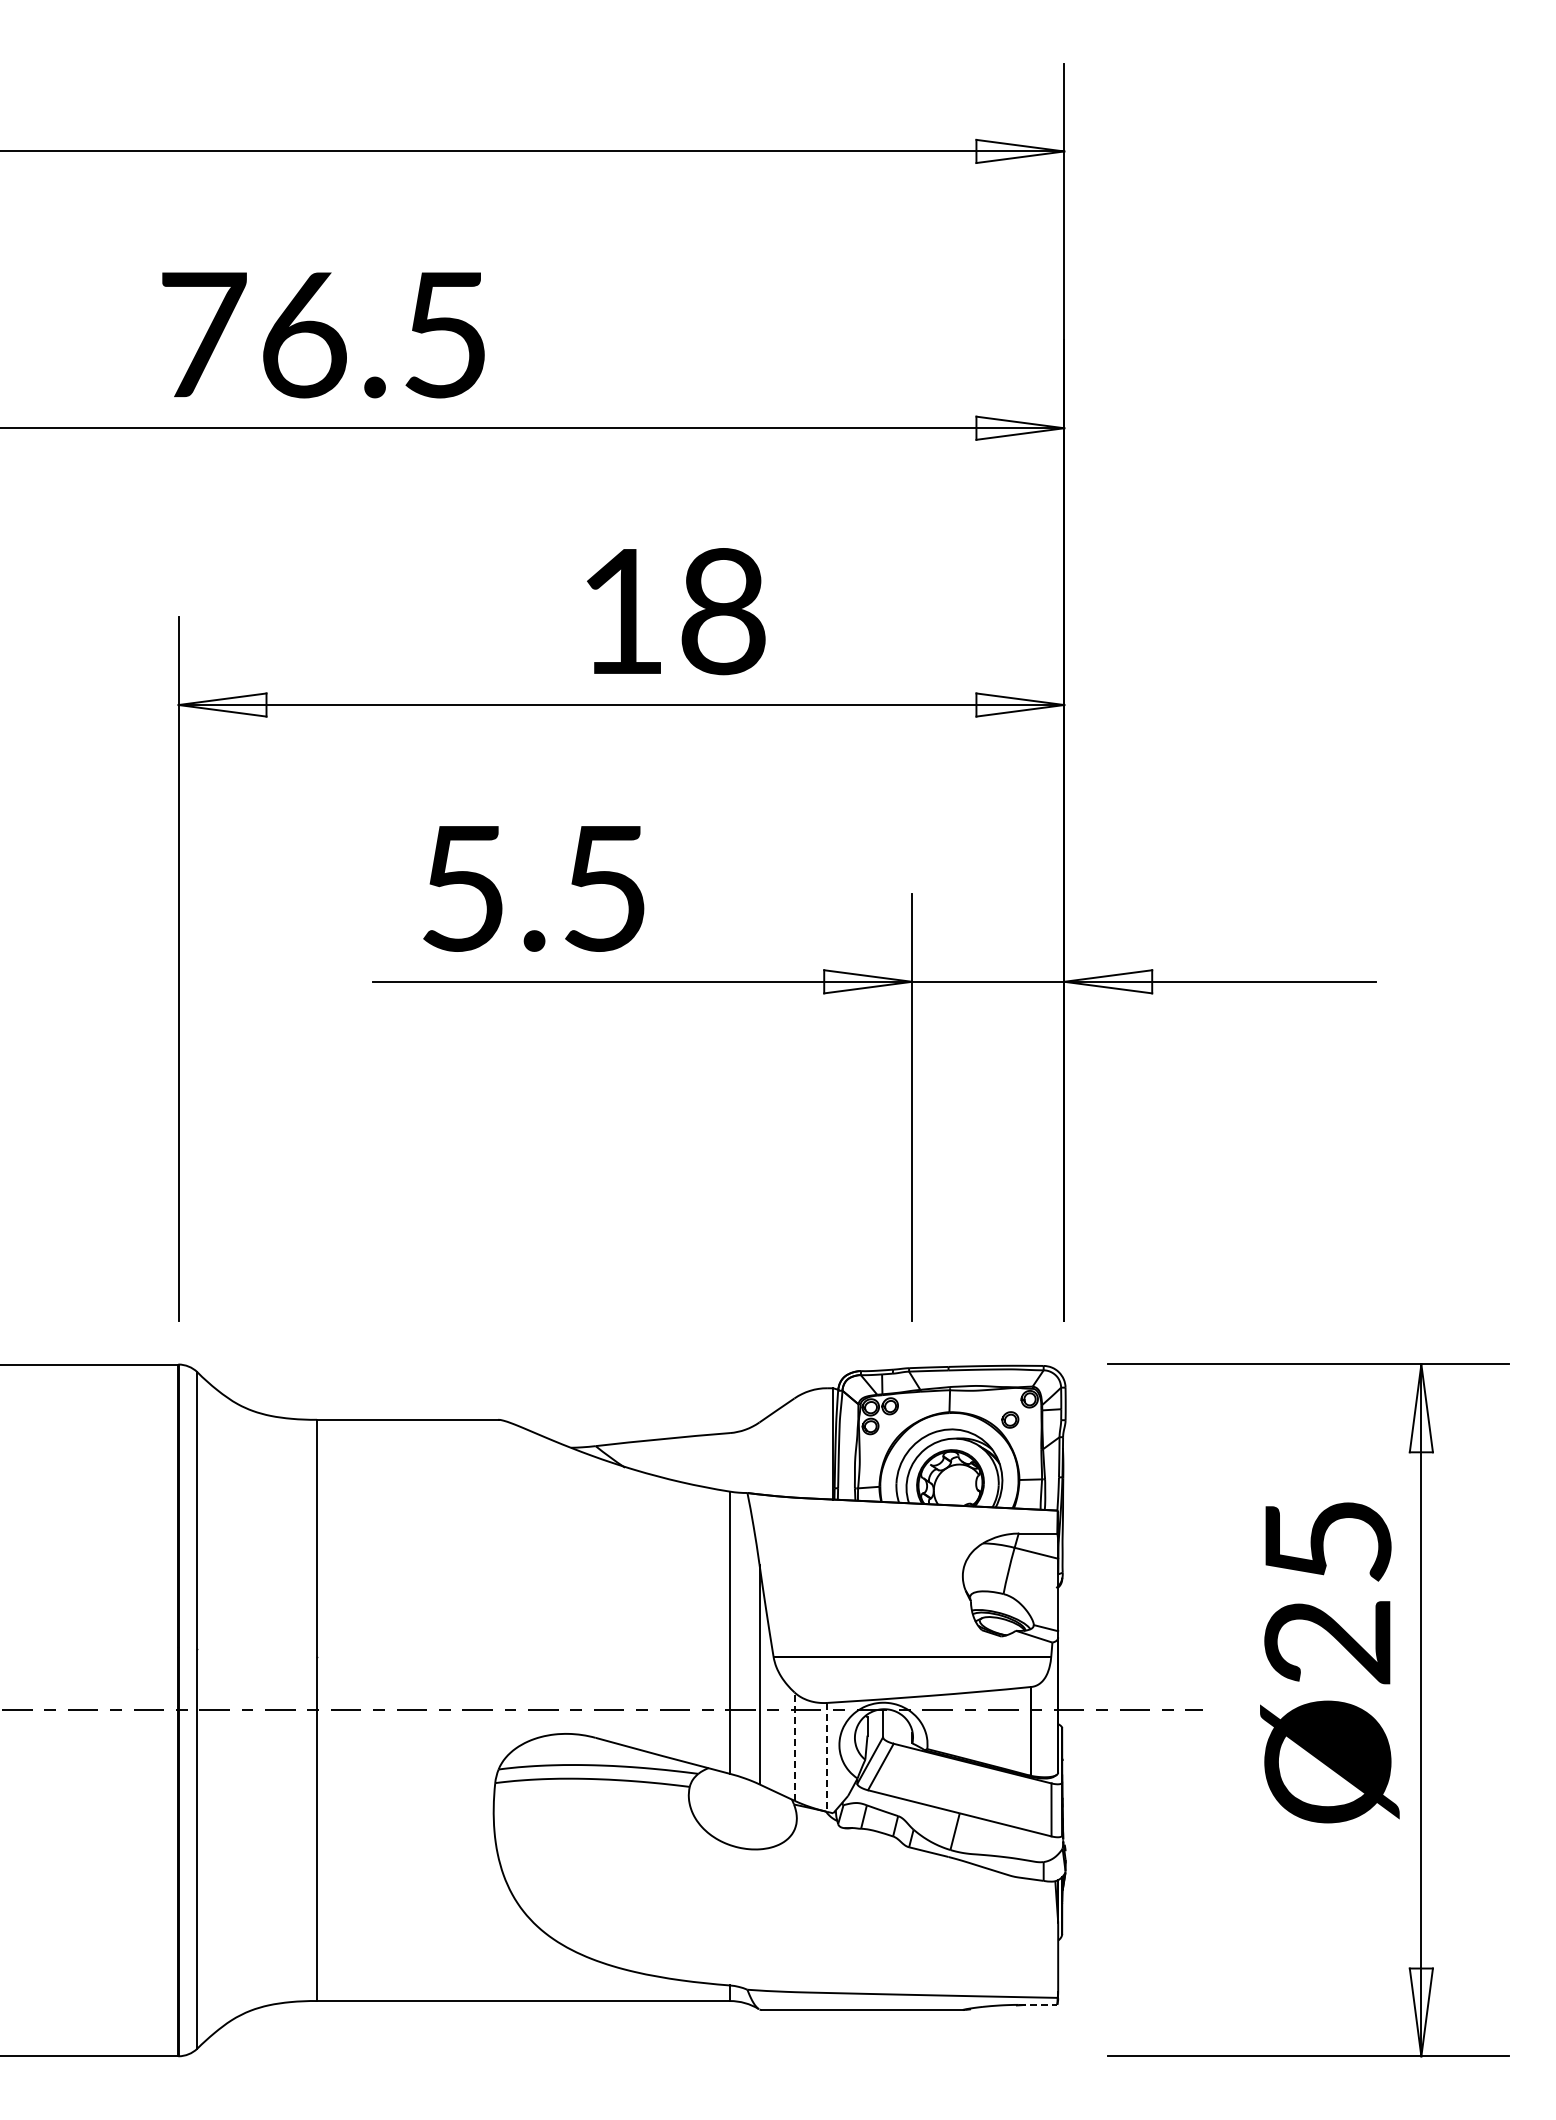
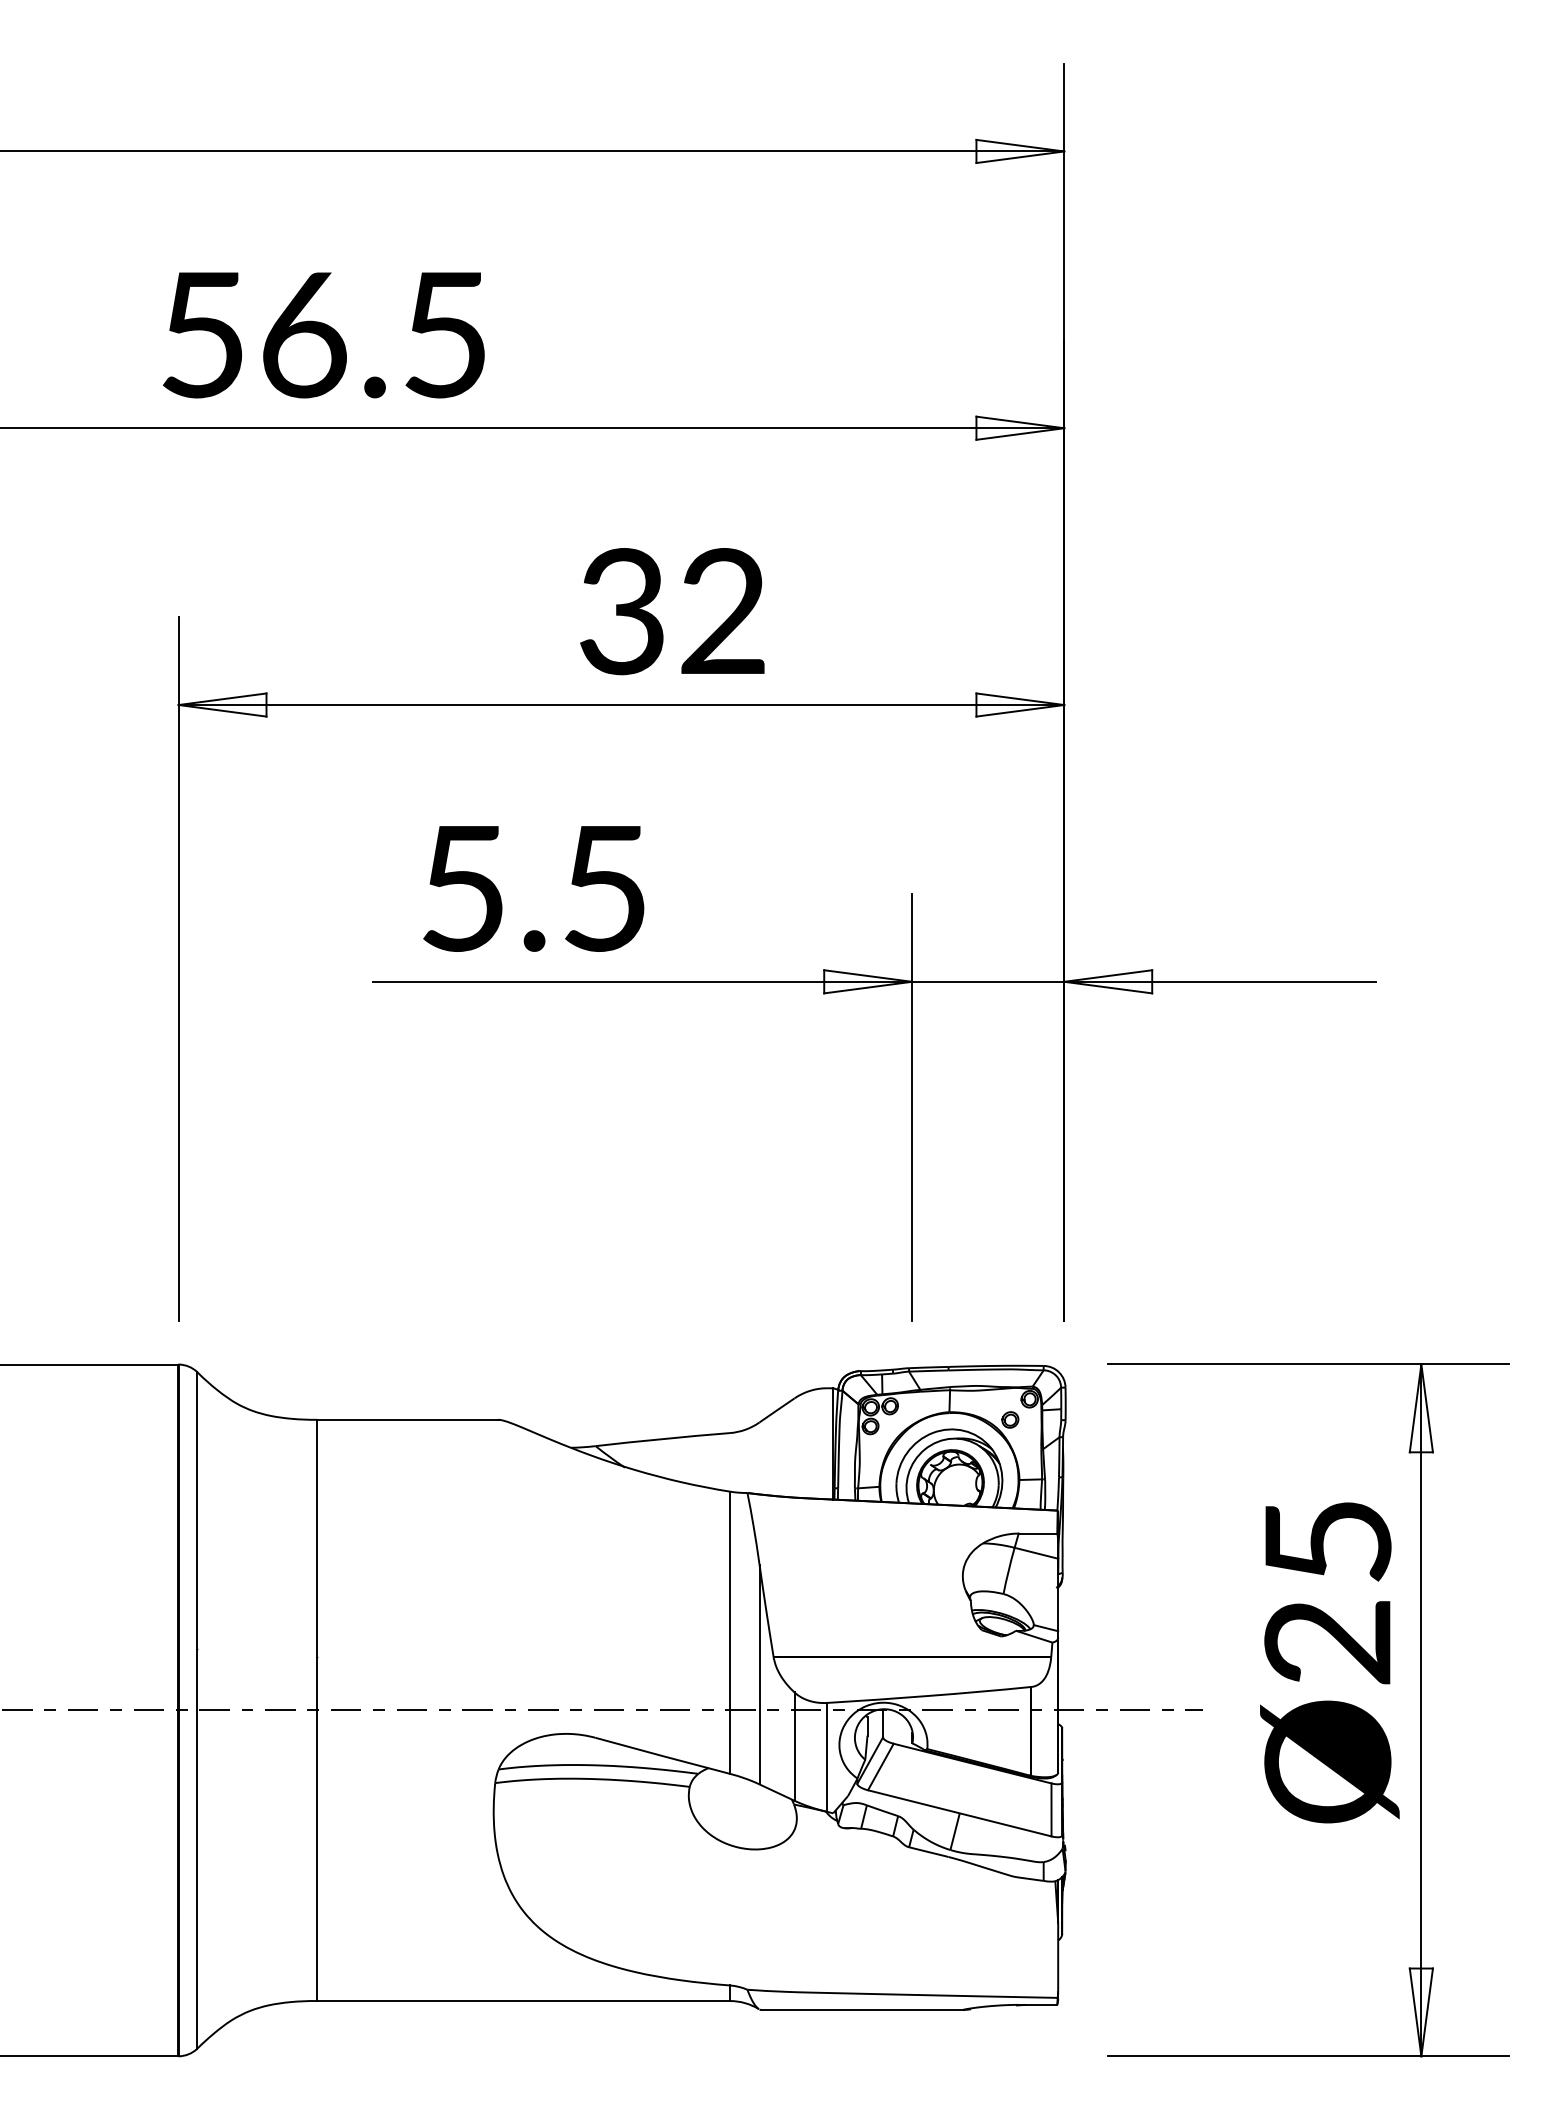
text: 76.5 -> 56.5 (204, 335)
text: 18 -> 32 (672, 611)
line: dashed -> solid (794, 1746)
line: dashed -> solid (827, 1757)
line: dashed -> solid (1038, 2004)
